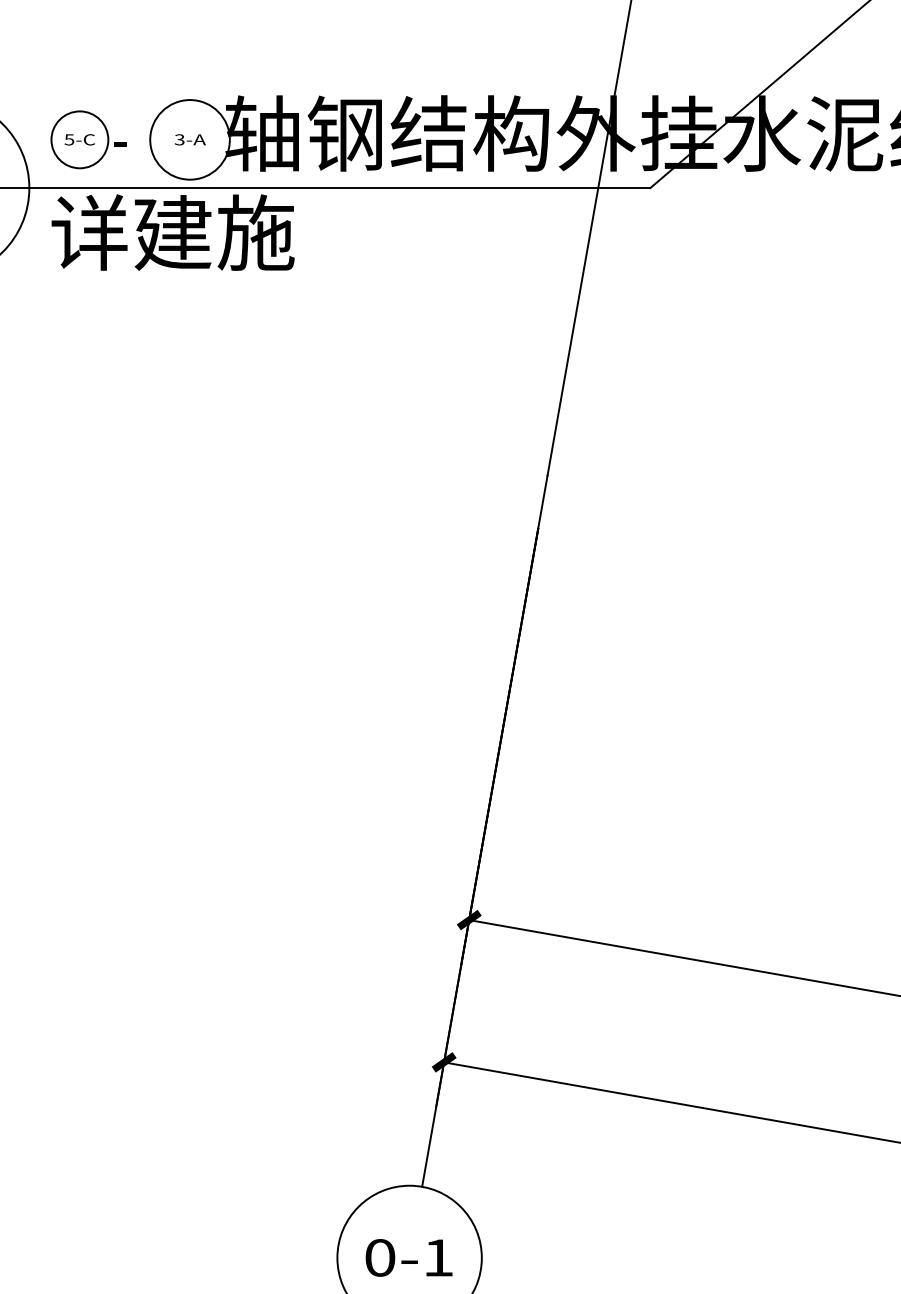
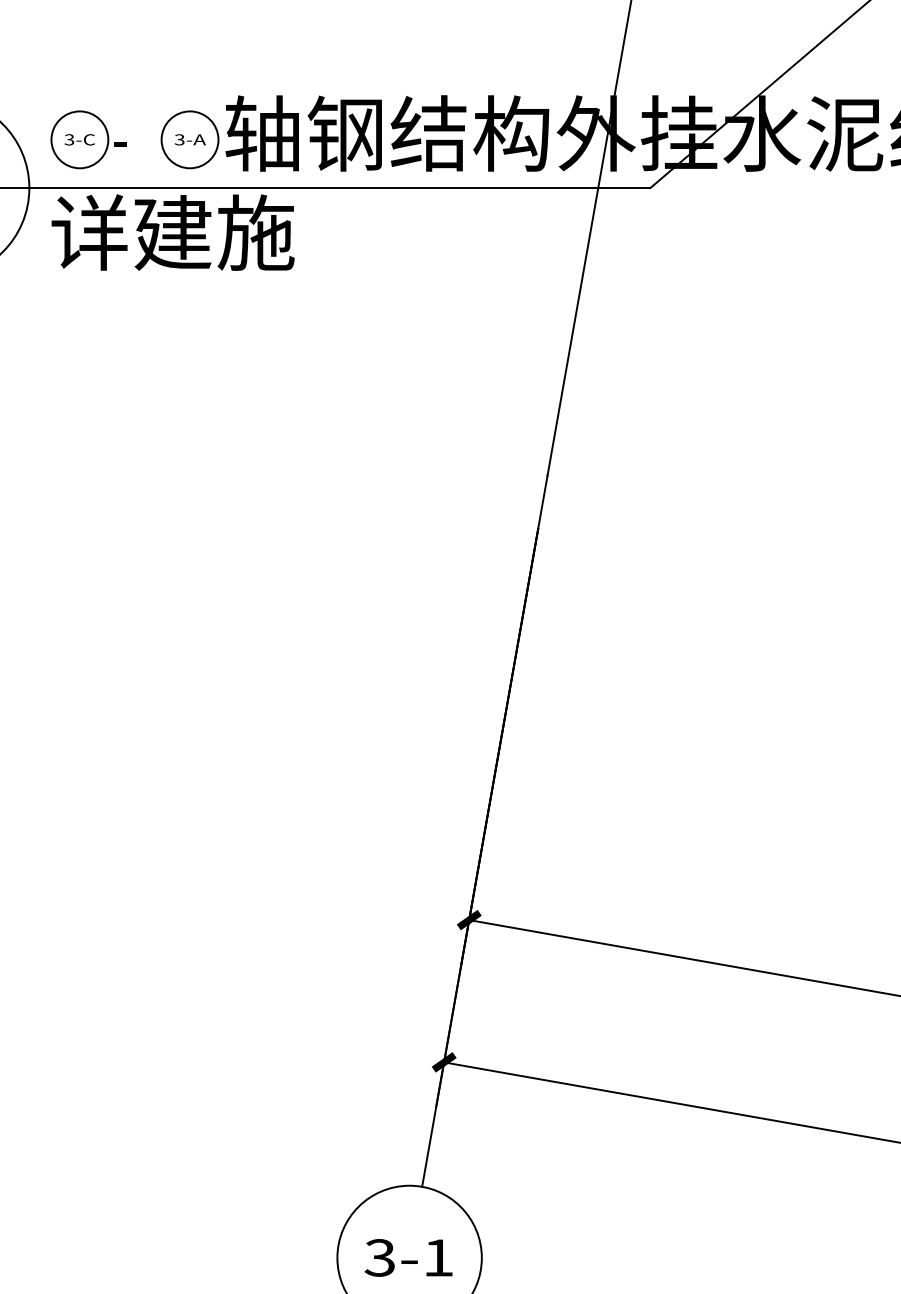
text: 5-C -> 3-C (69, 139)
circle diameter: 80 px -> 57 px (189, 139)
text: 0-1 -> 3-1 (379, 1257)
